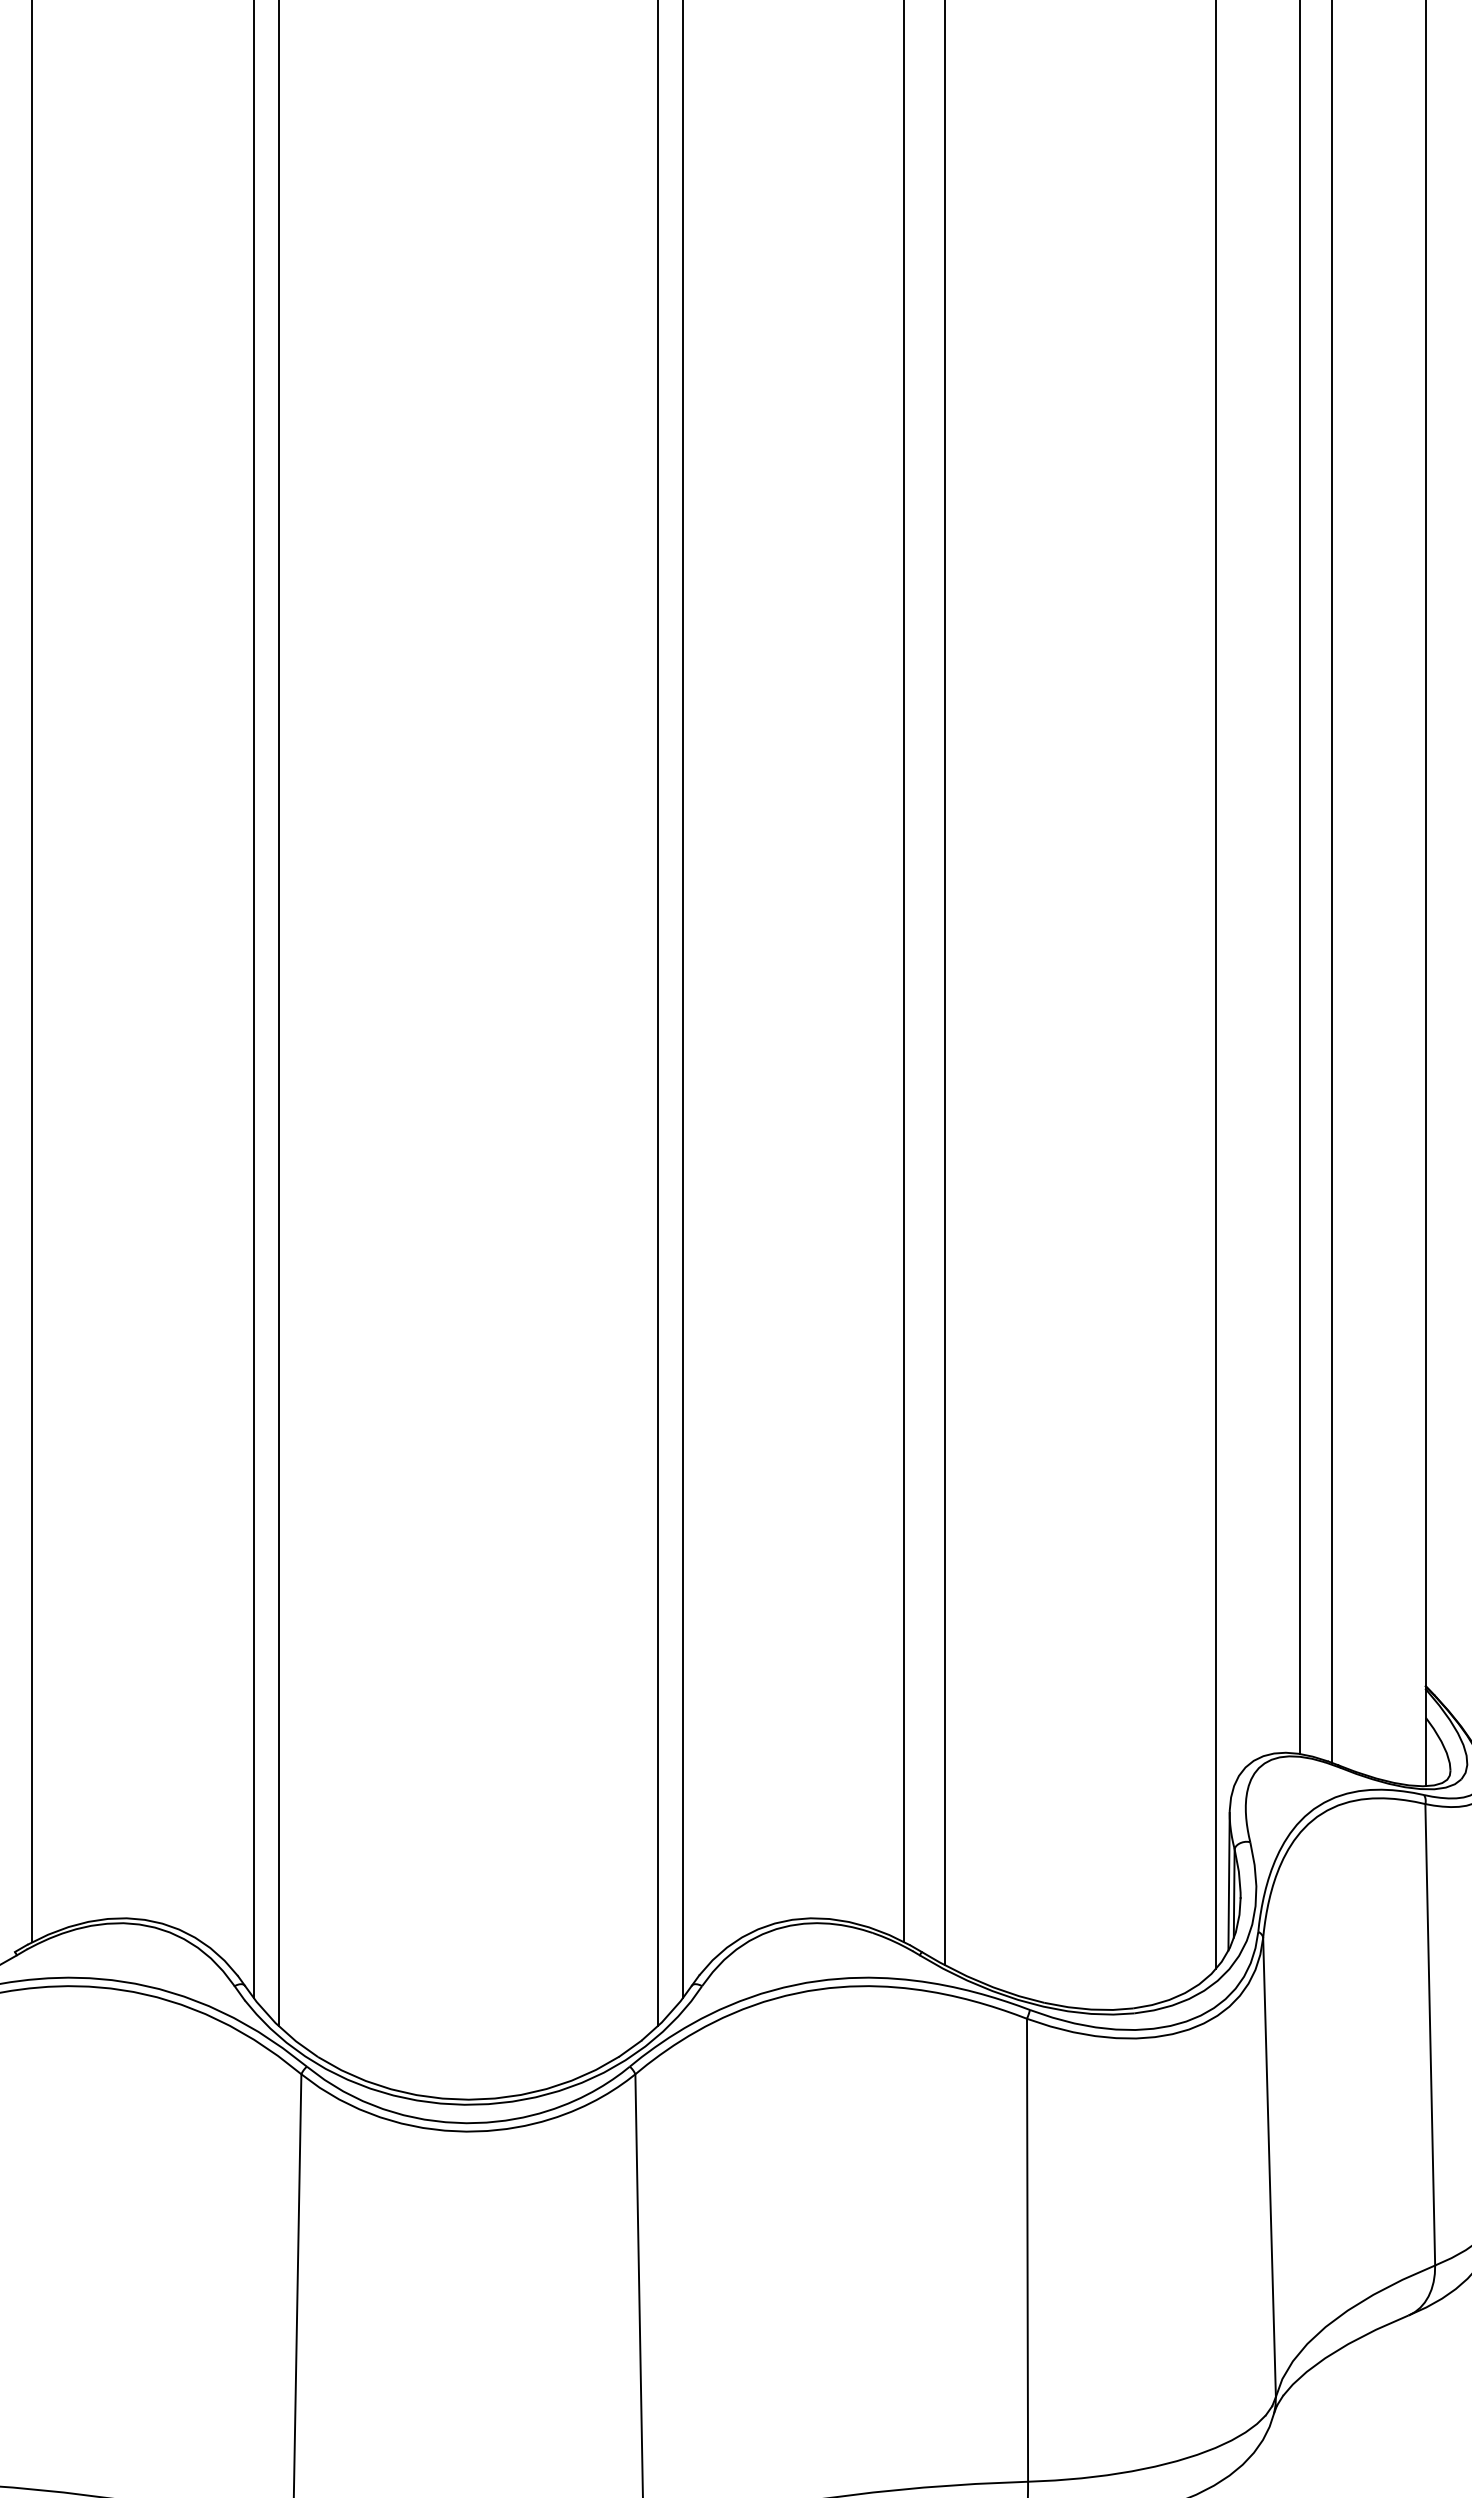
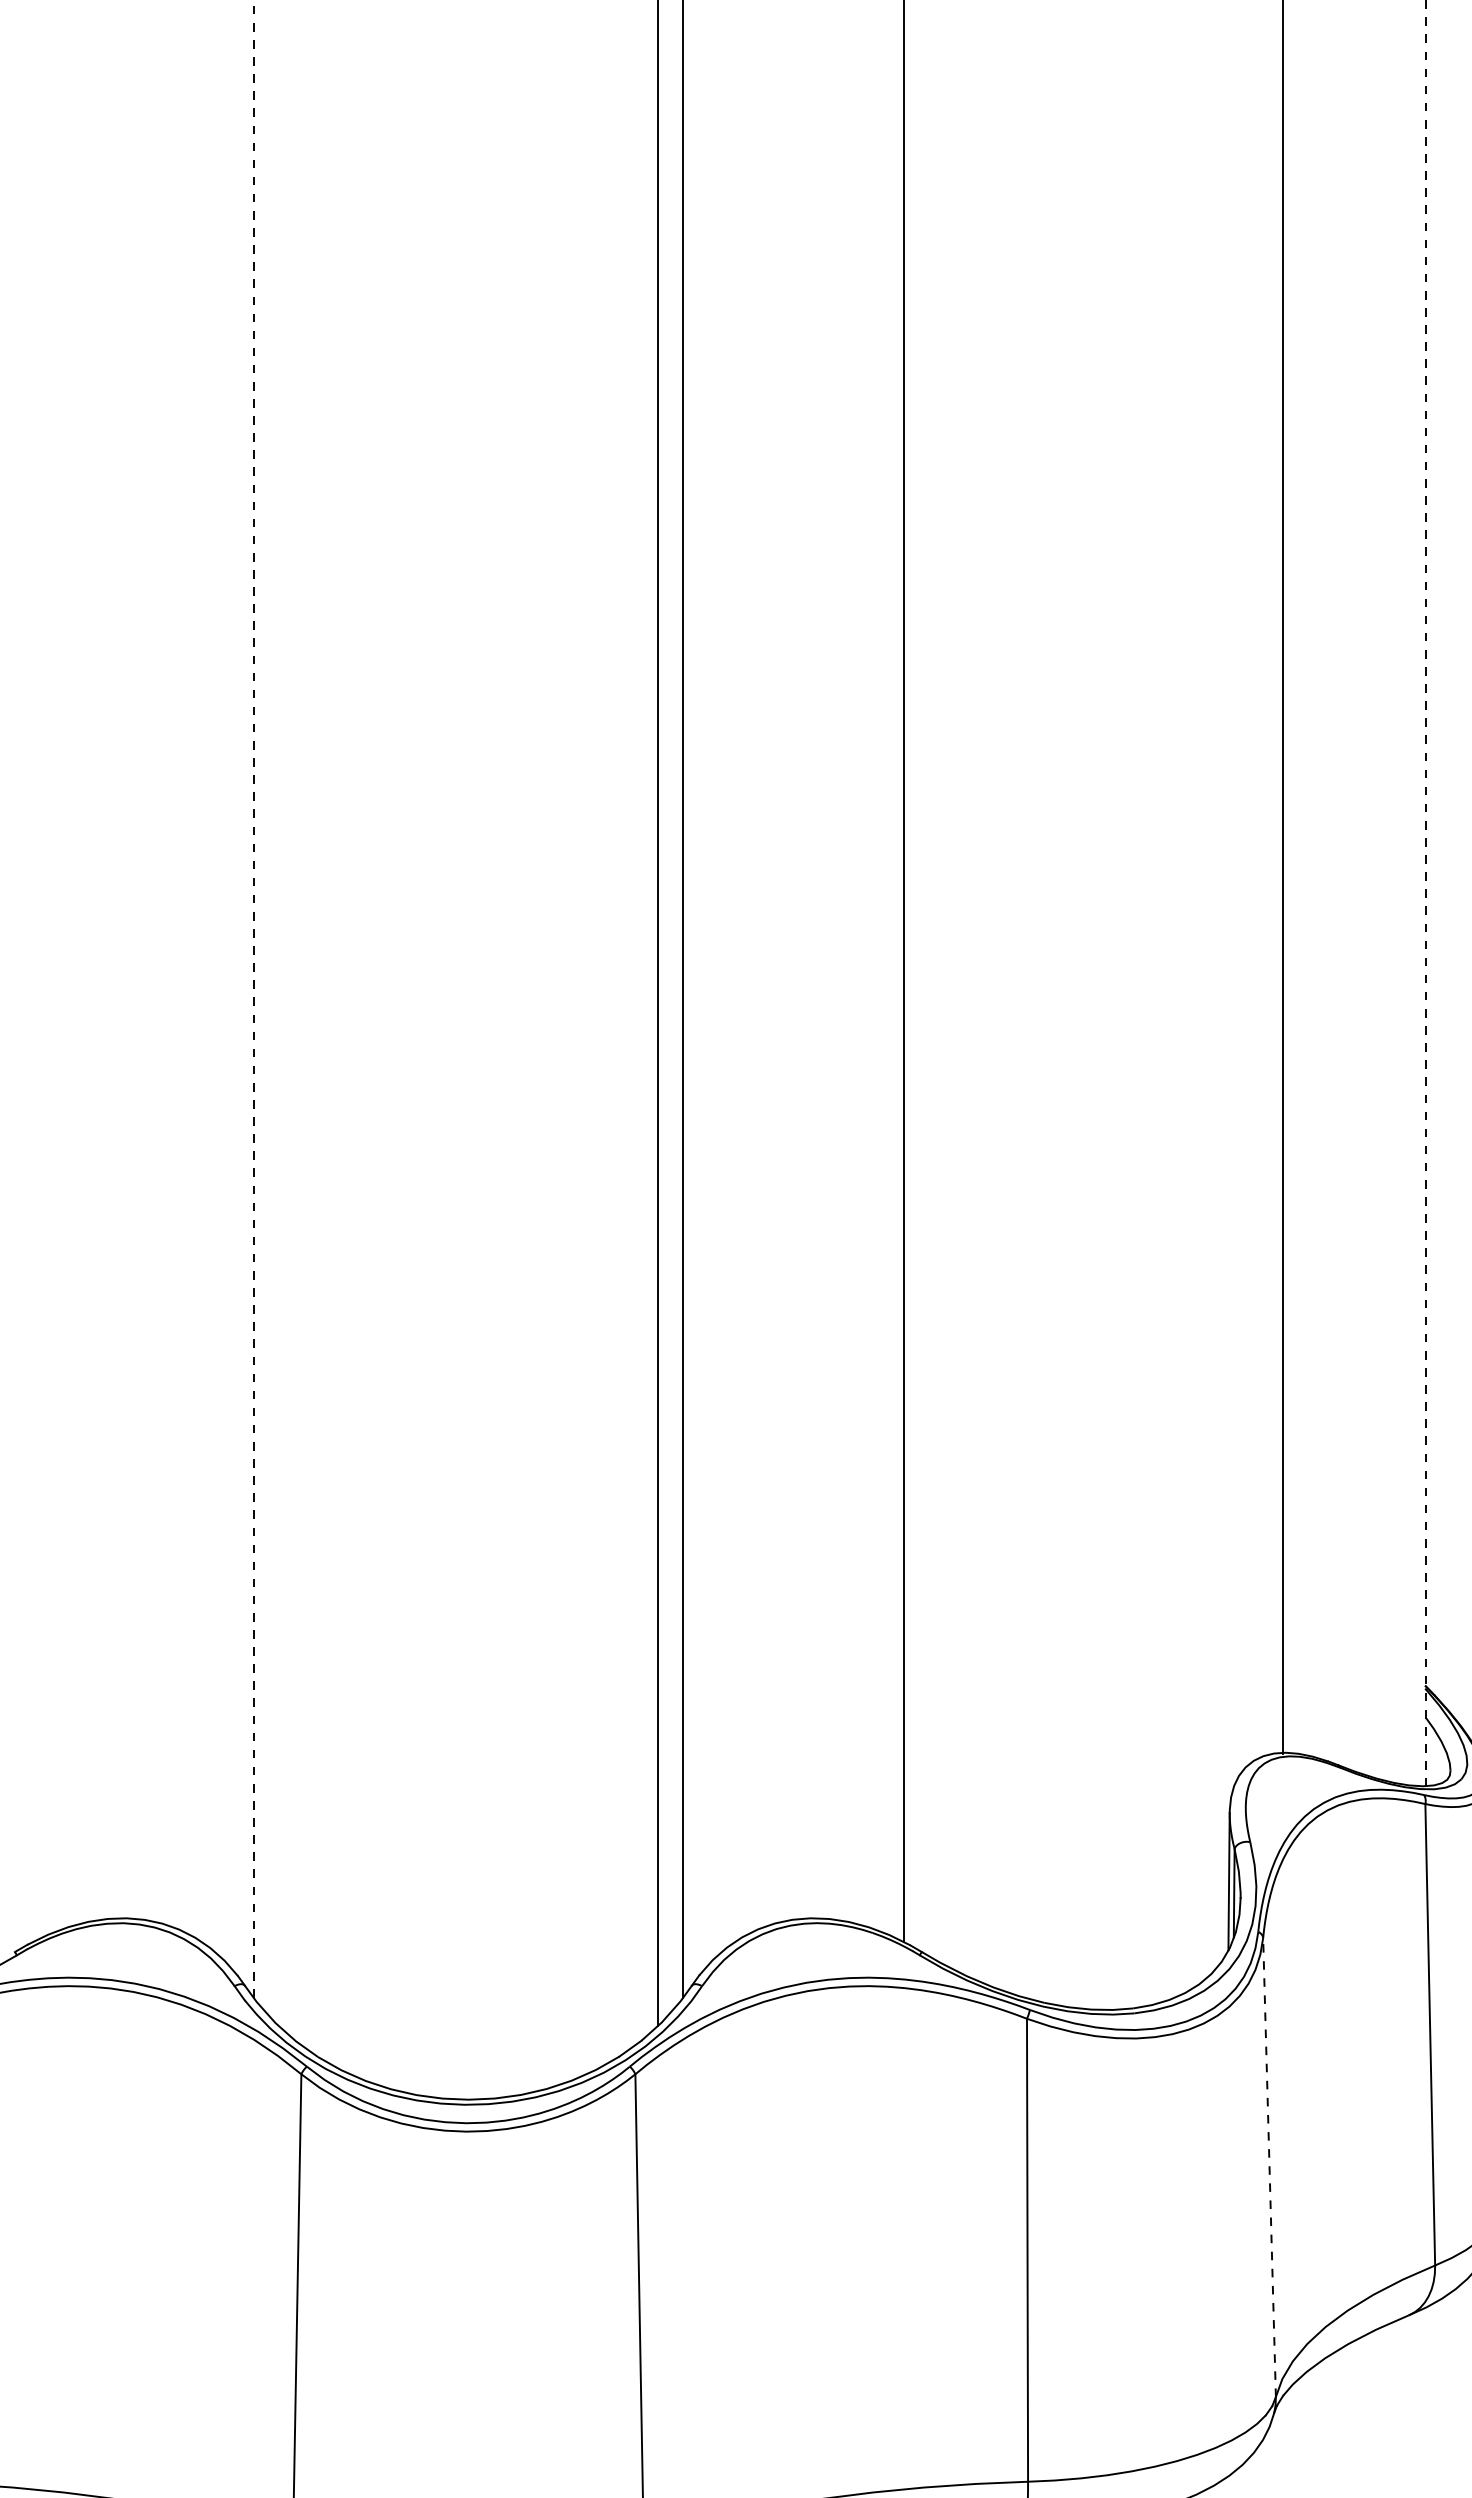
line position: (1299, 878) -> (1282, 878) (1282, 878)
line: present -> none (1332, 882)
line: solid -> dashed (1425, 893)
line: present -> none (32, 972)
line: present -> none (944, 983)
line: present -> none (1215, 985)
line: solid -> dashed (253, 998)
line: present -> none (278, 1013)
line: solid -> dashed (1269, 2167)
